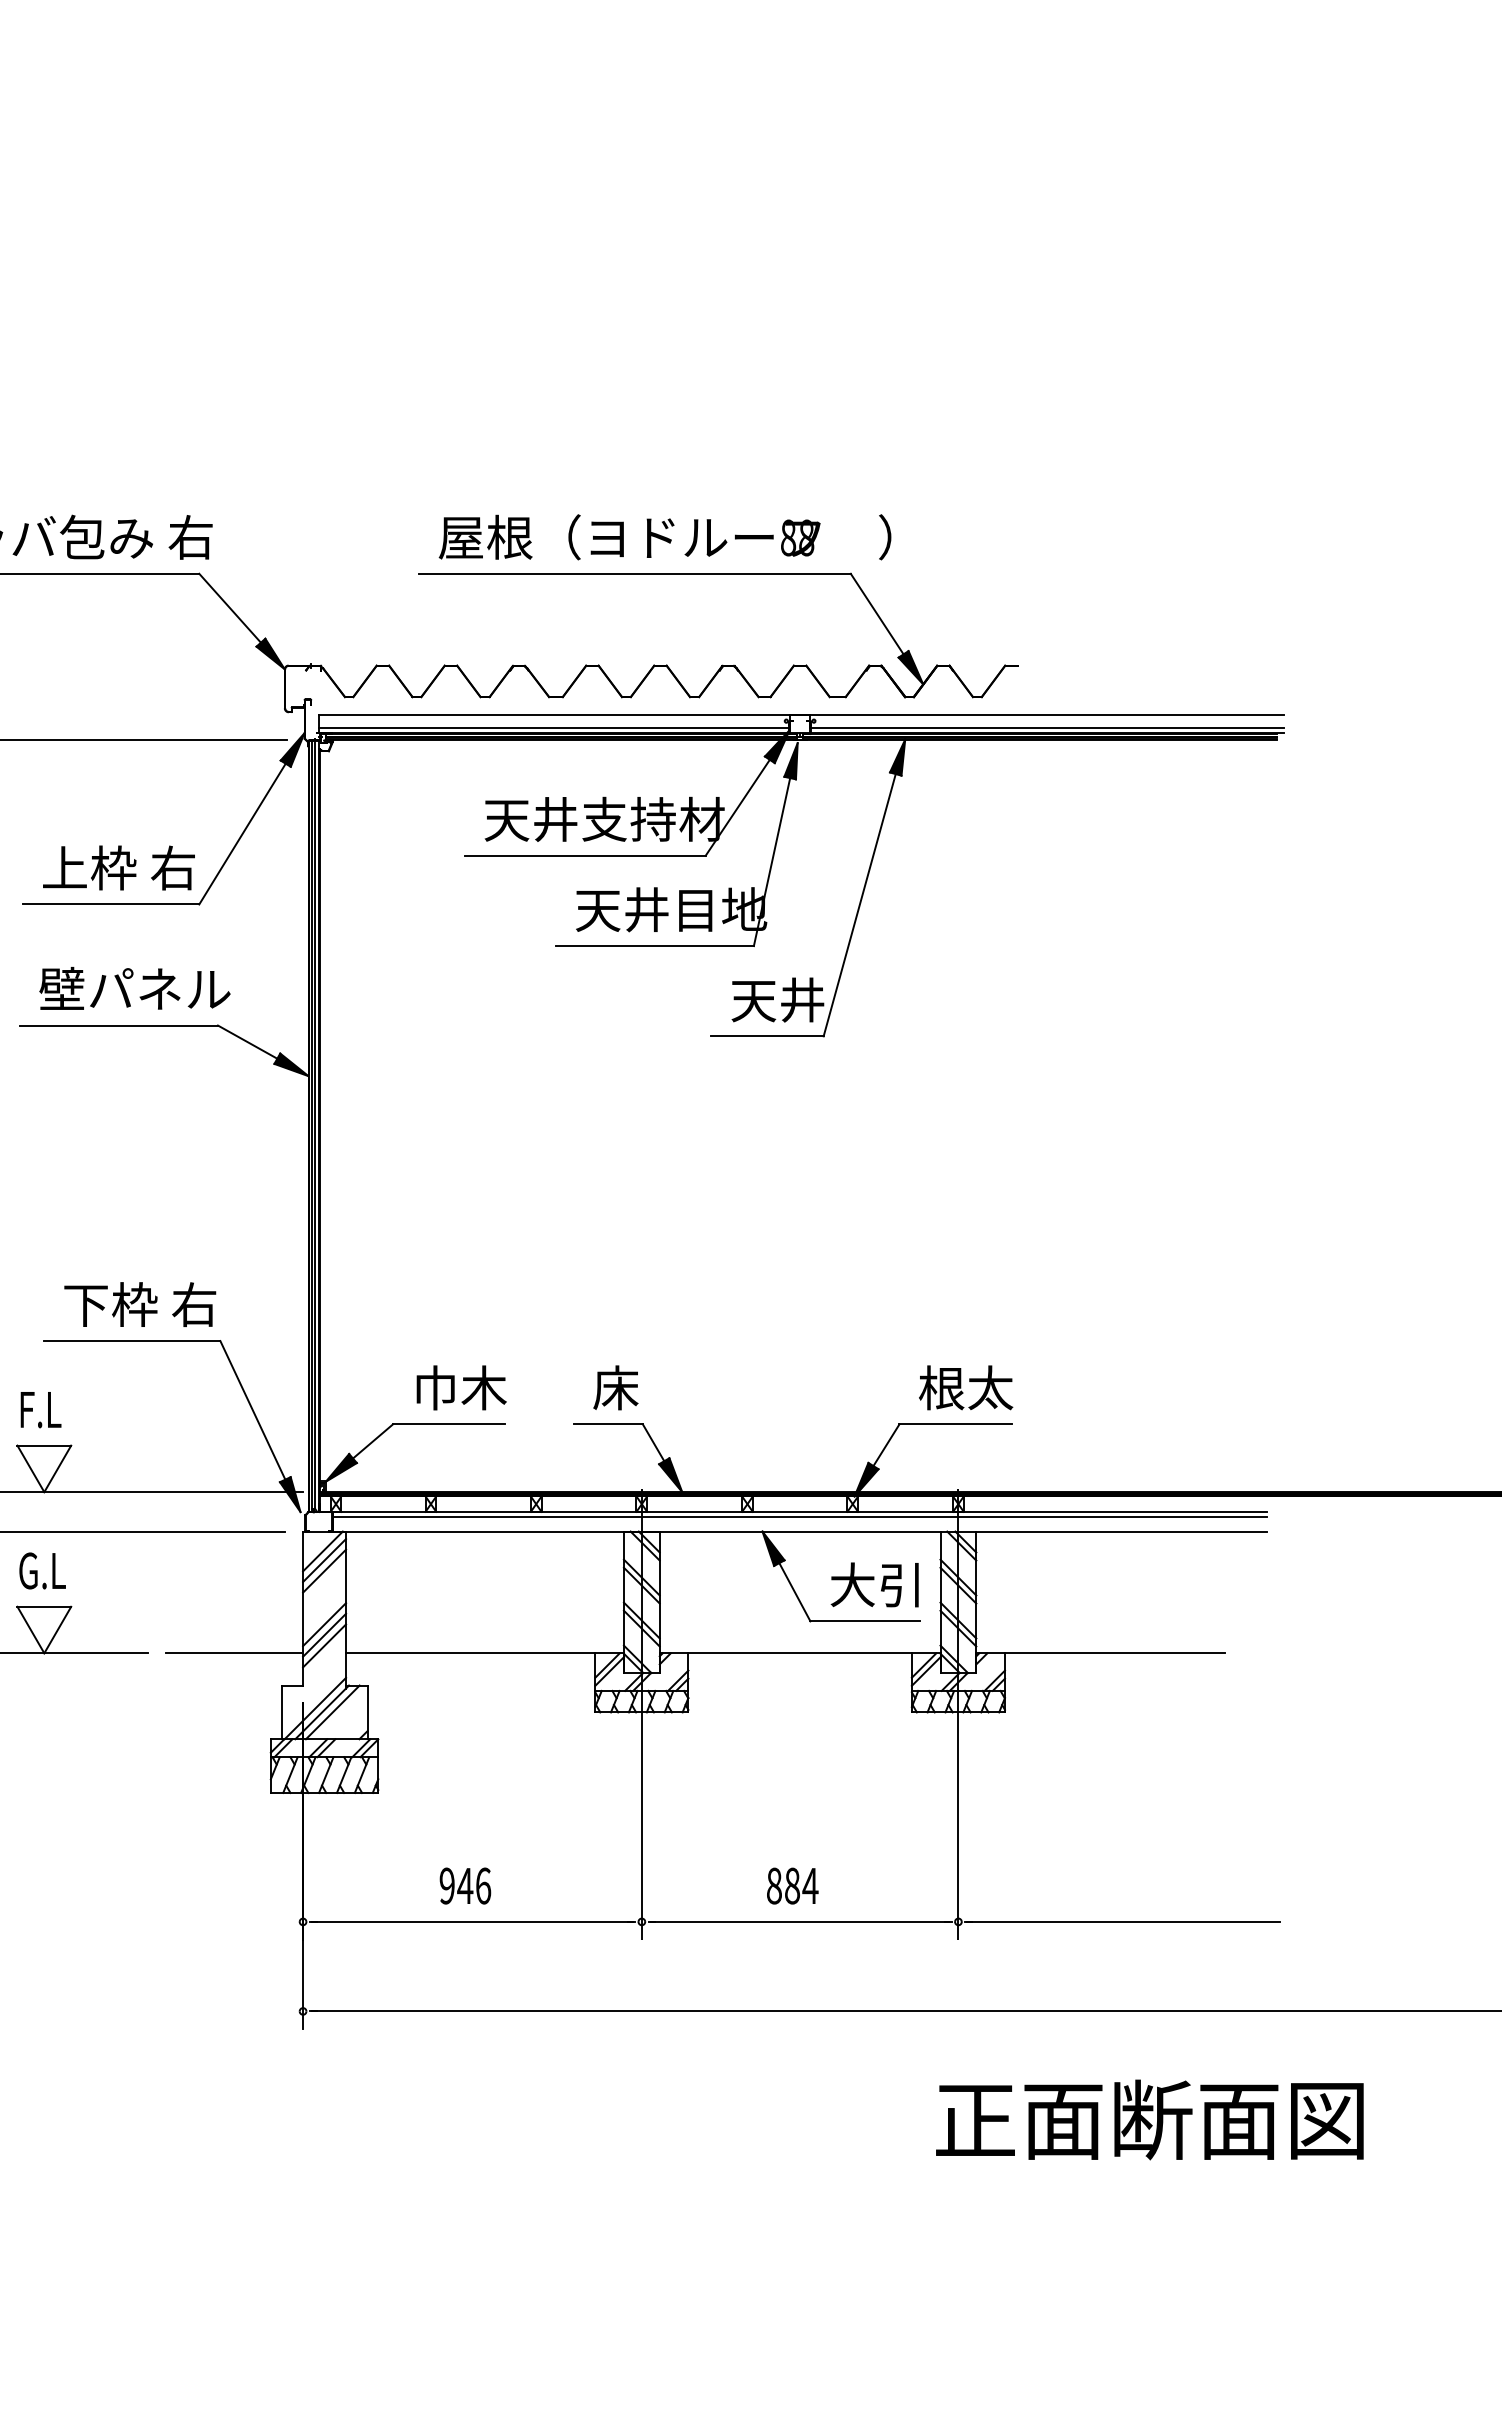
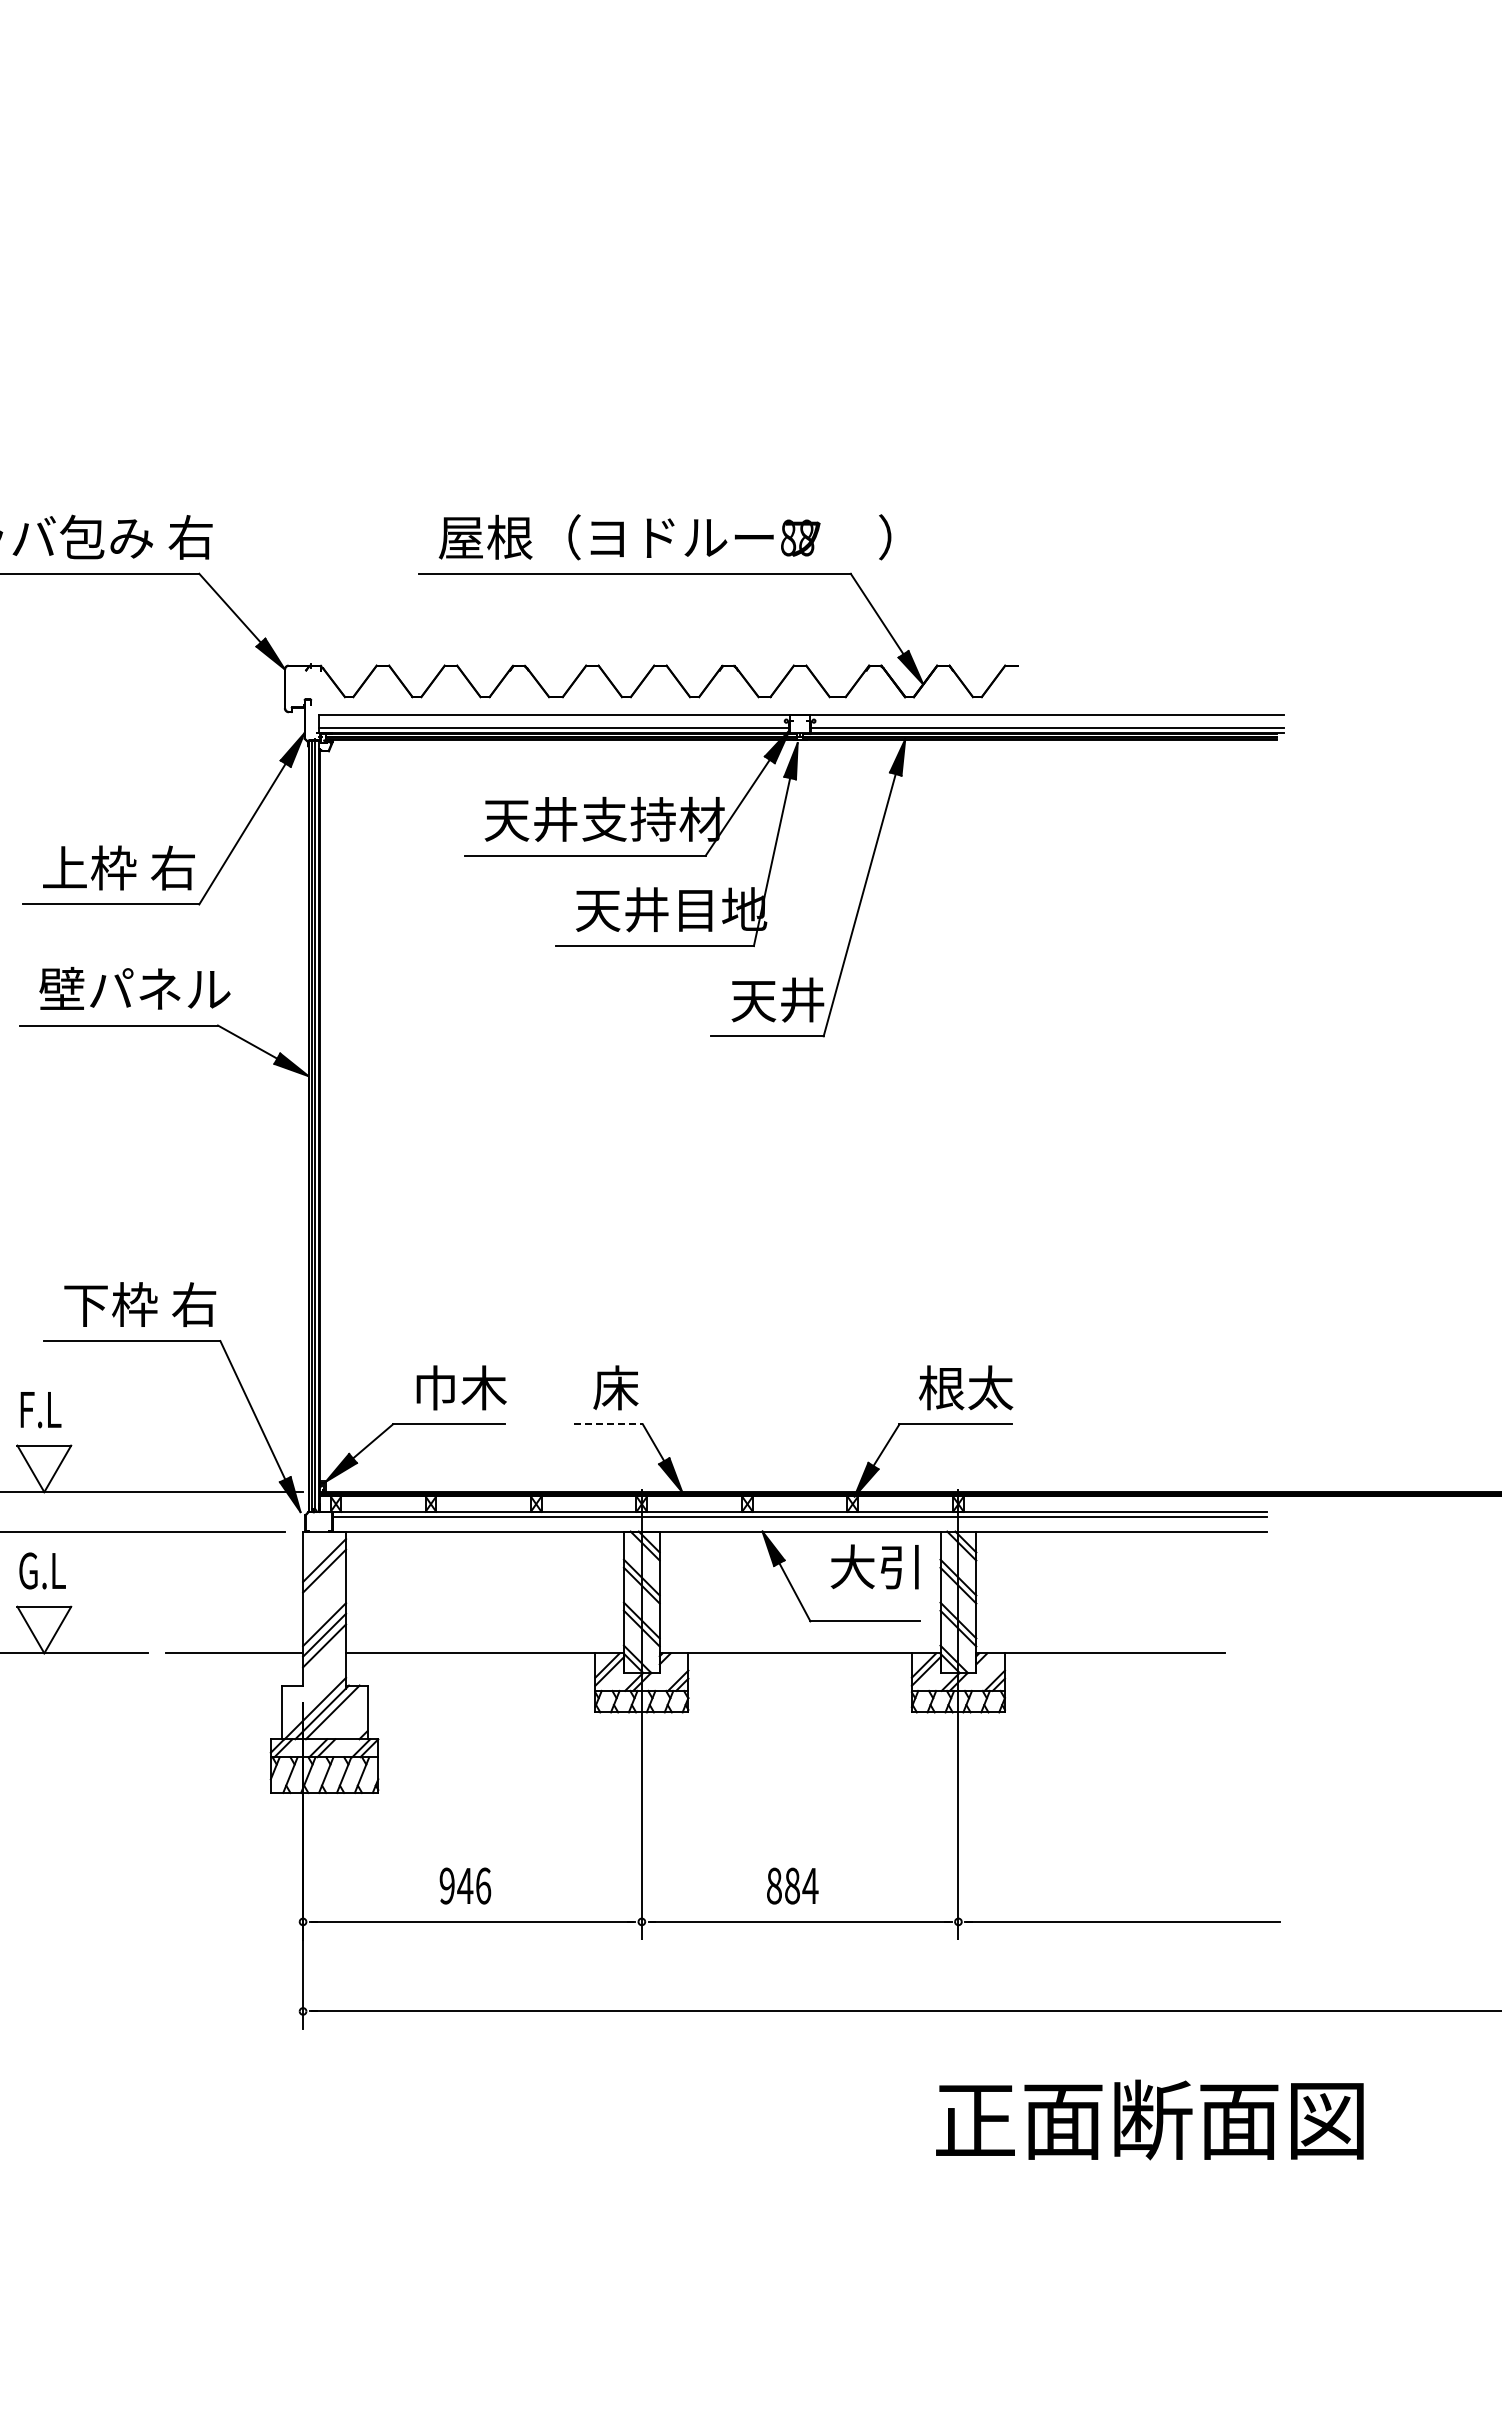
line: present -> none (144, 740)
line: solid -> dashed (608, 1424)
line: present -> none (322, 1551)
text position: (874, 1584) -> (874, 1566) (874, 1566)
